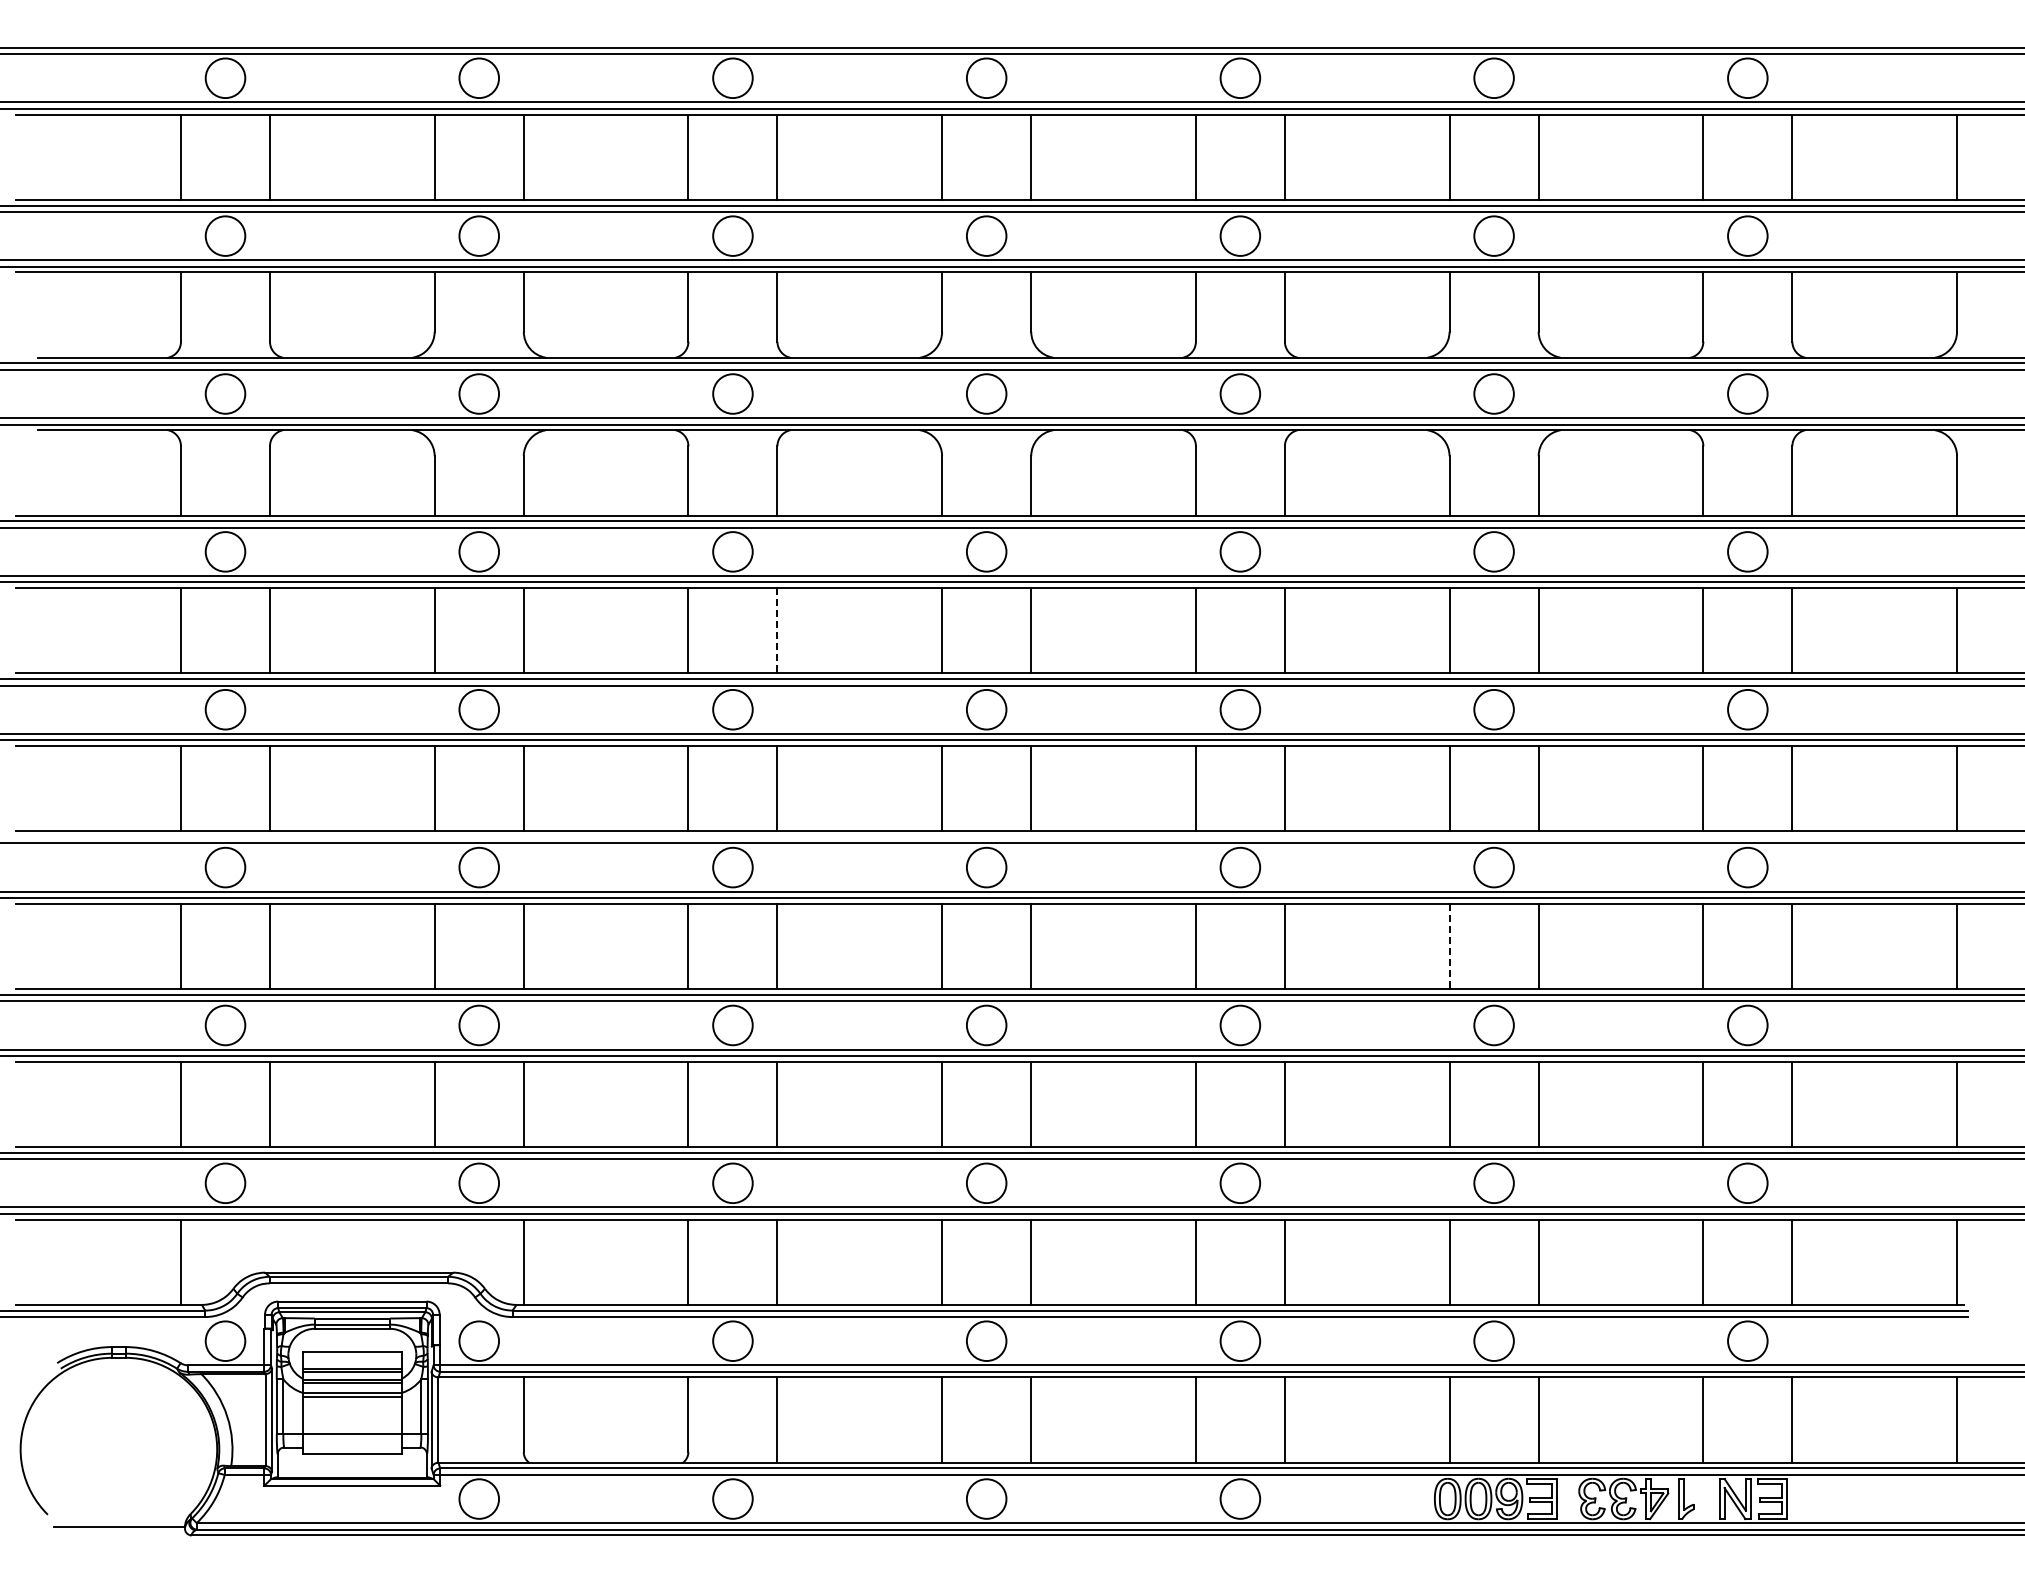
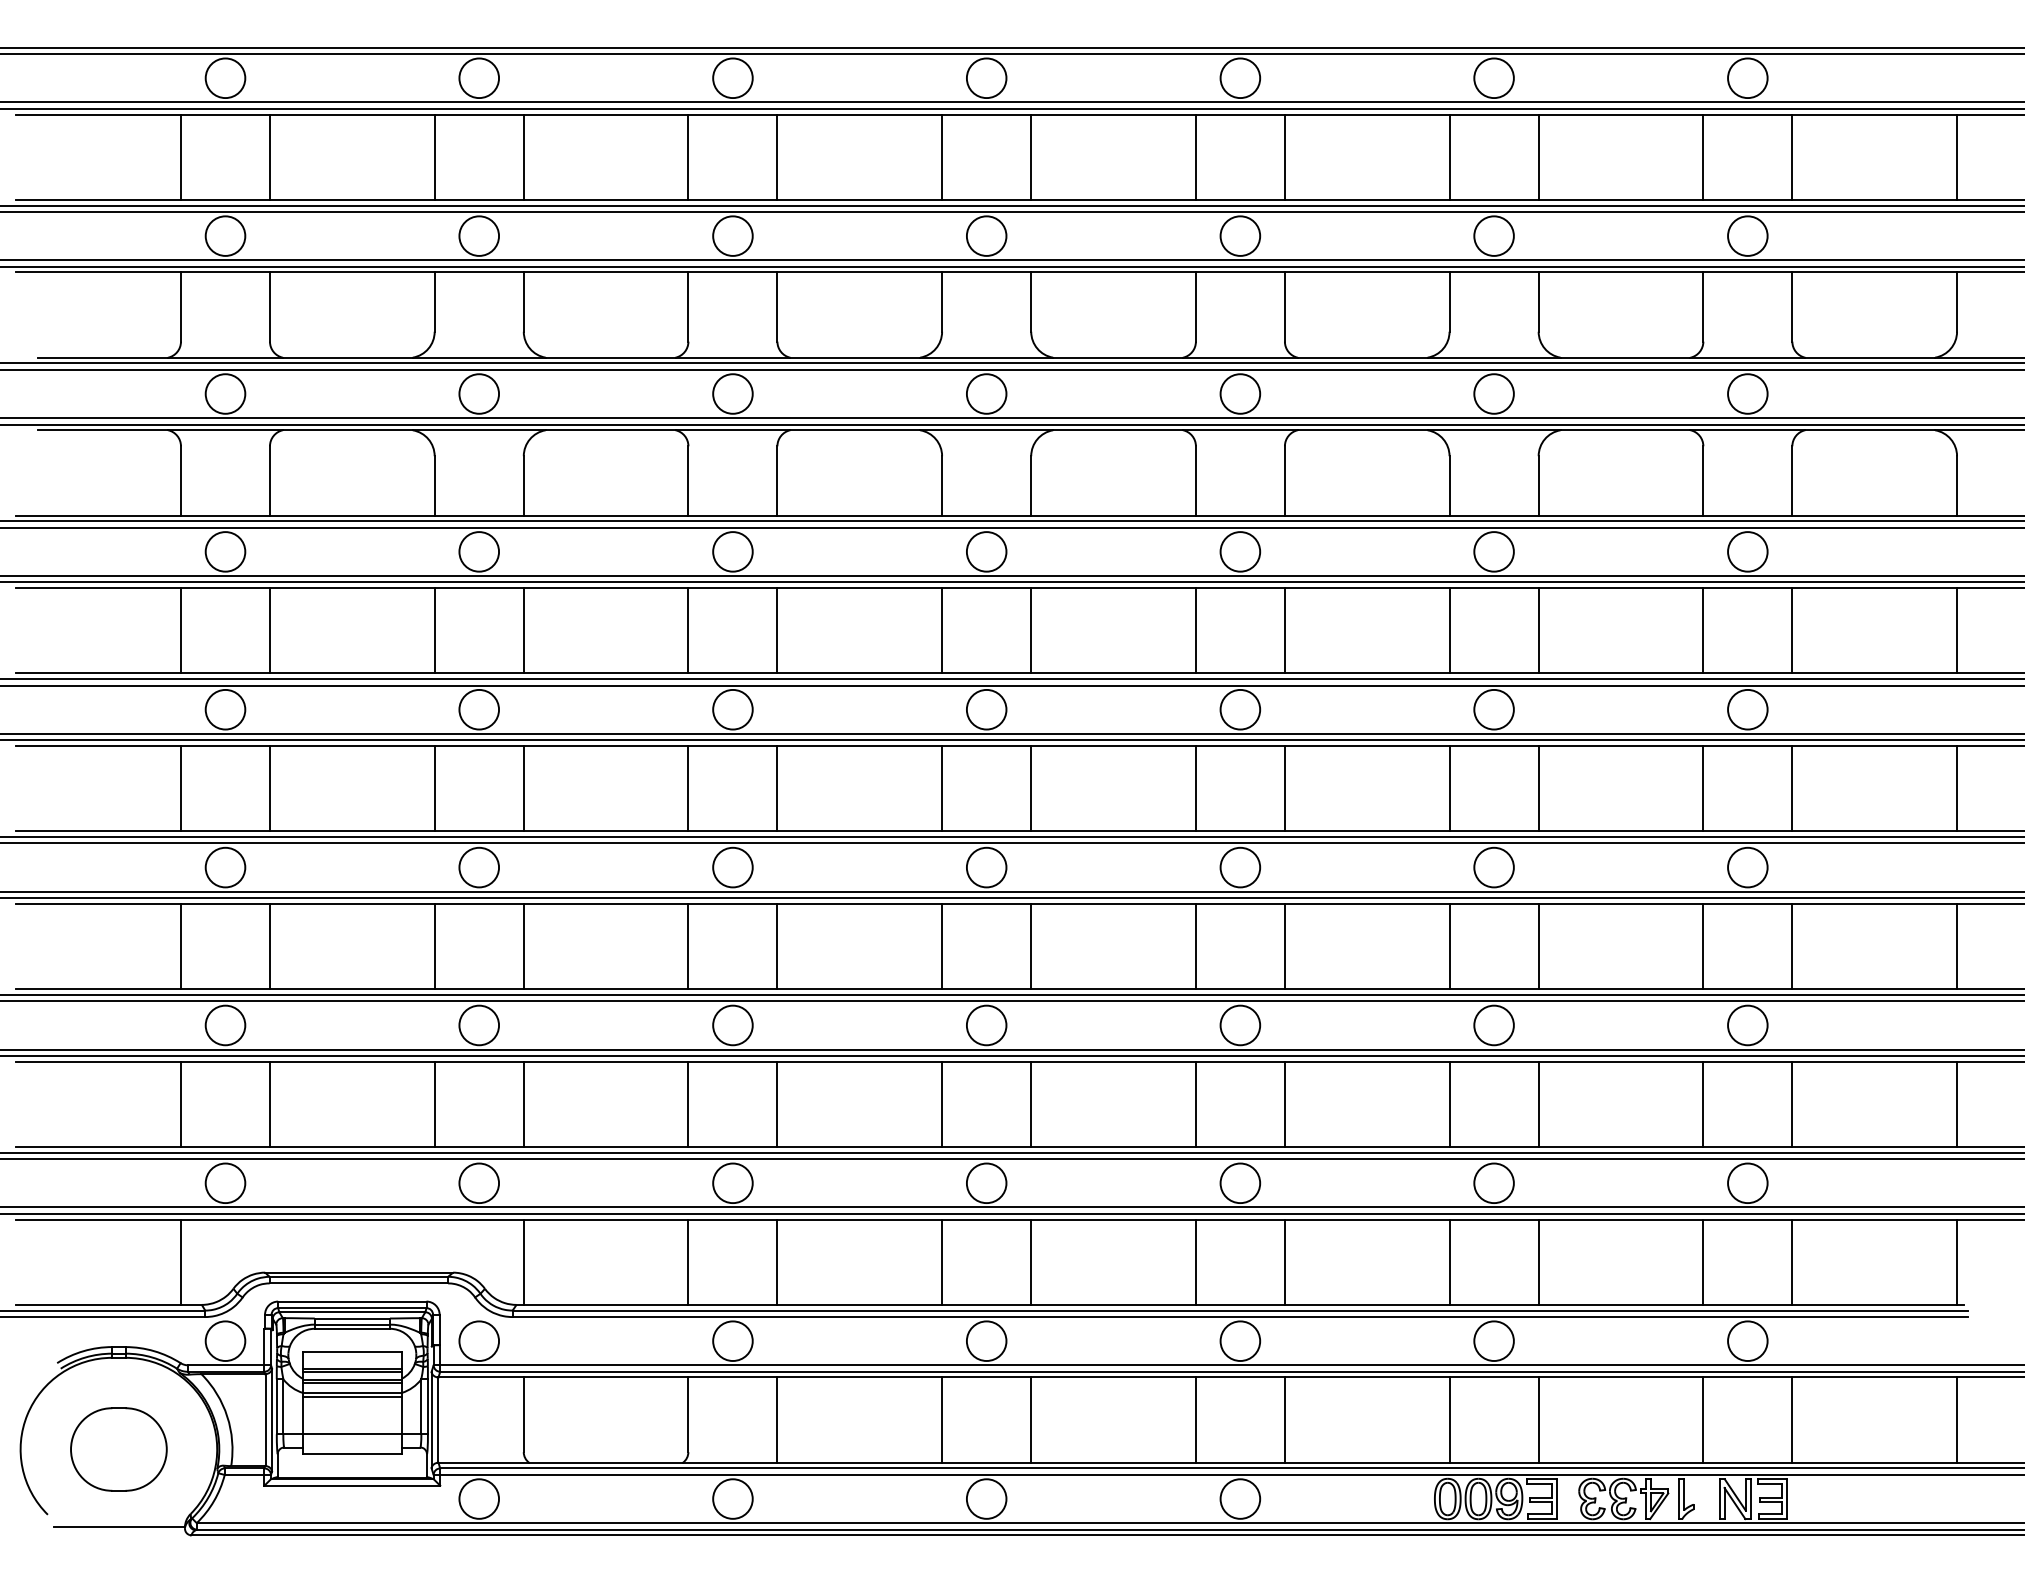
line: dashed -> solid (777, 630)
line: none -> present (1011, 837)
line: dashed -> solid (1449, 946)
part: none -> present (118, 1449)
